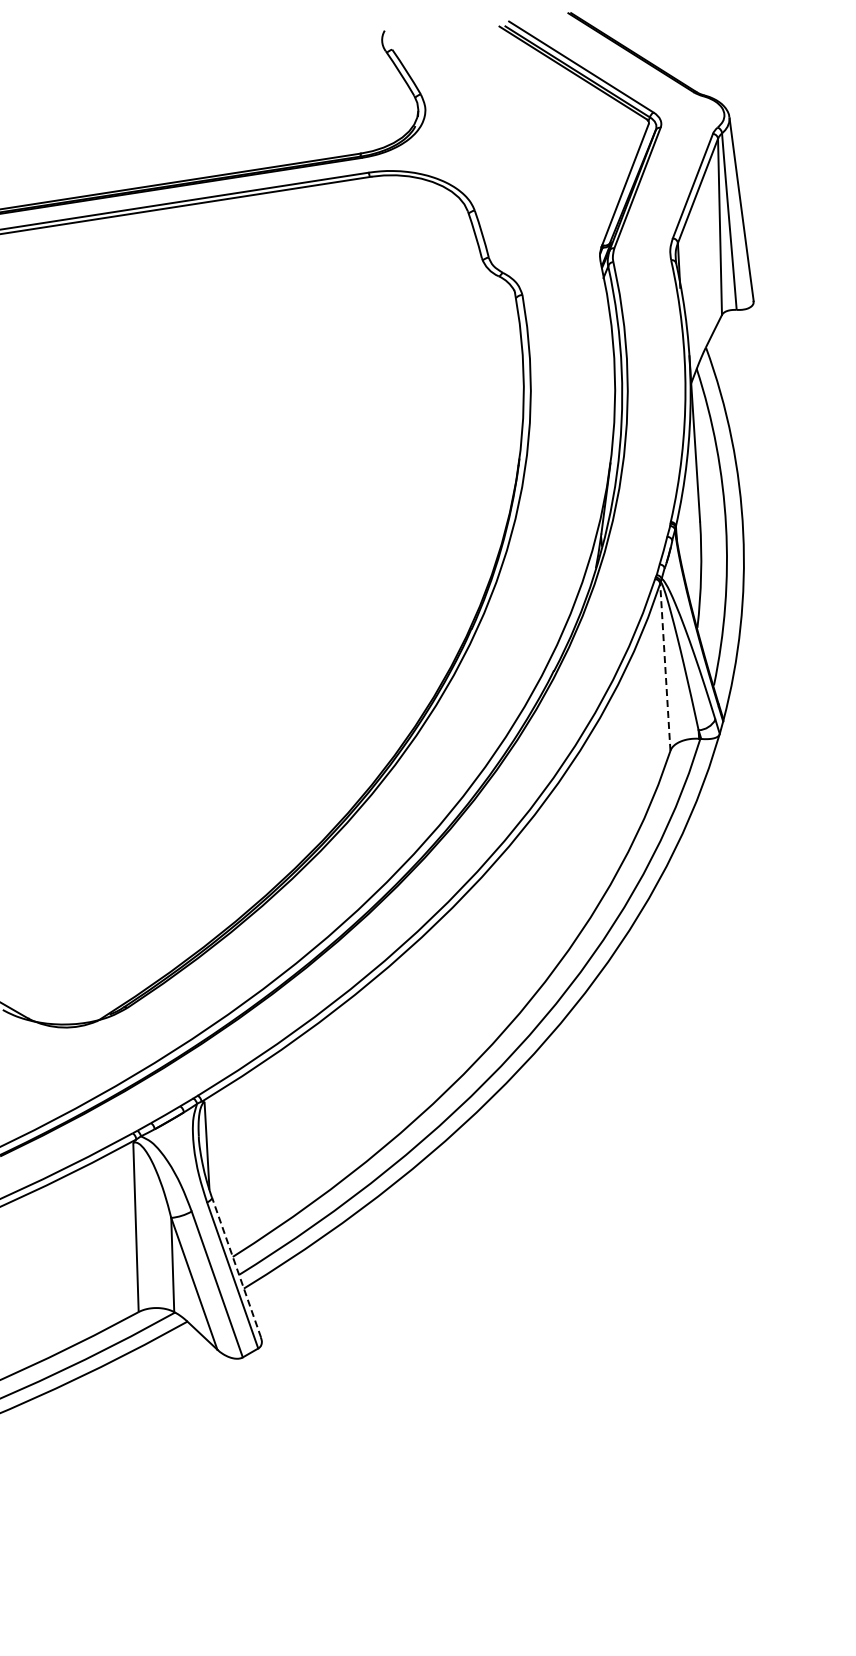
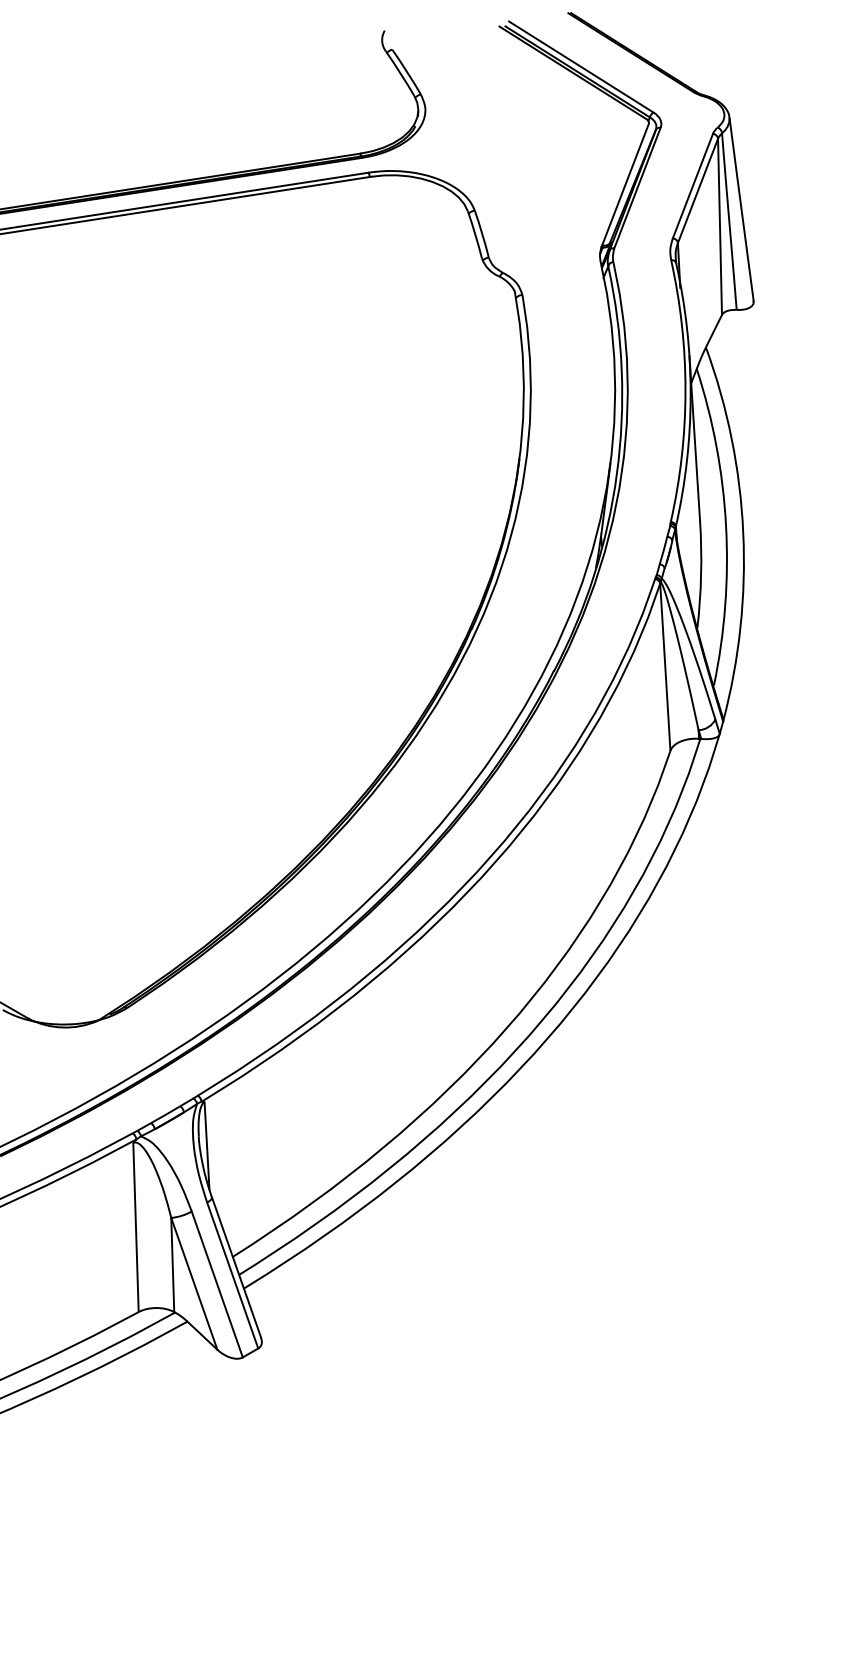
line: dashed -> solid (665, 668)
line: dashed -> solid (236, 1267)
